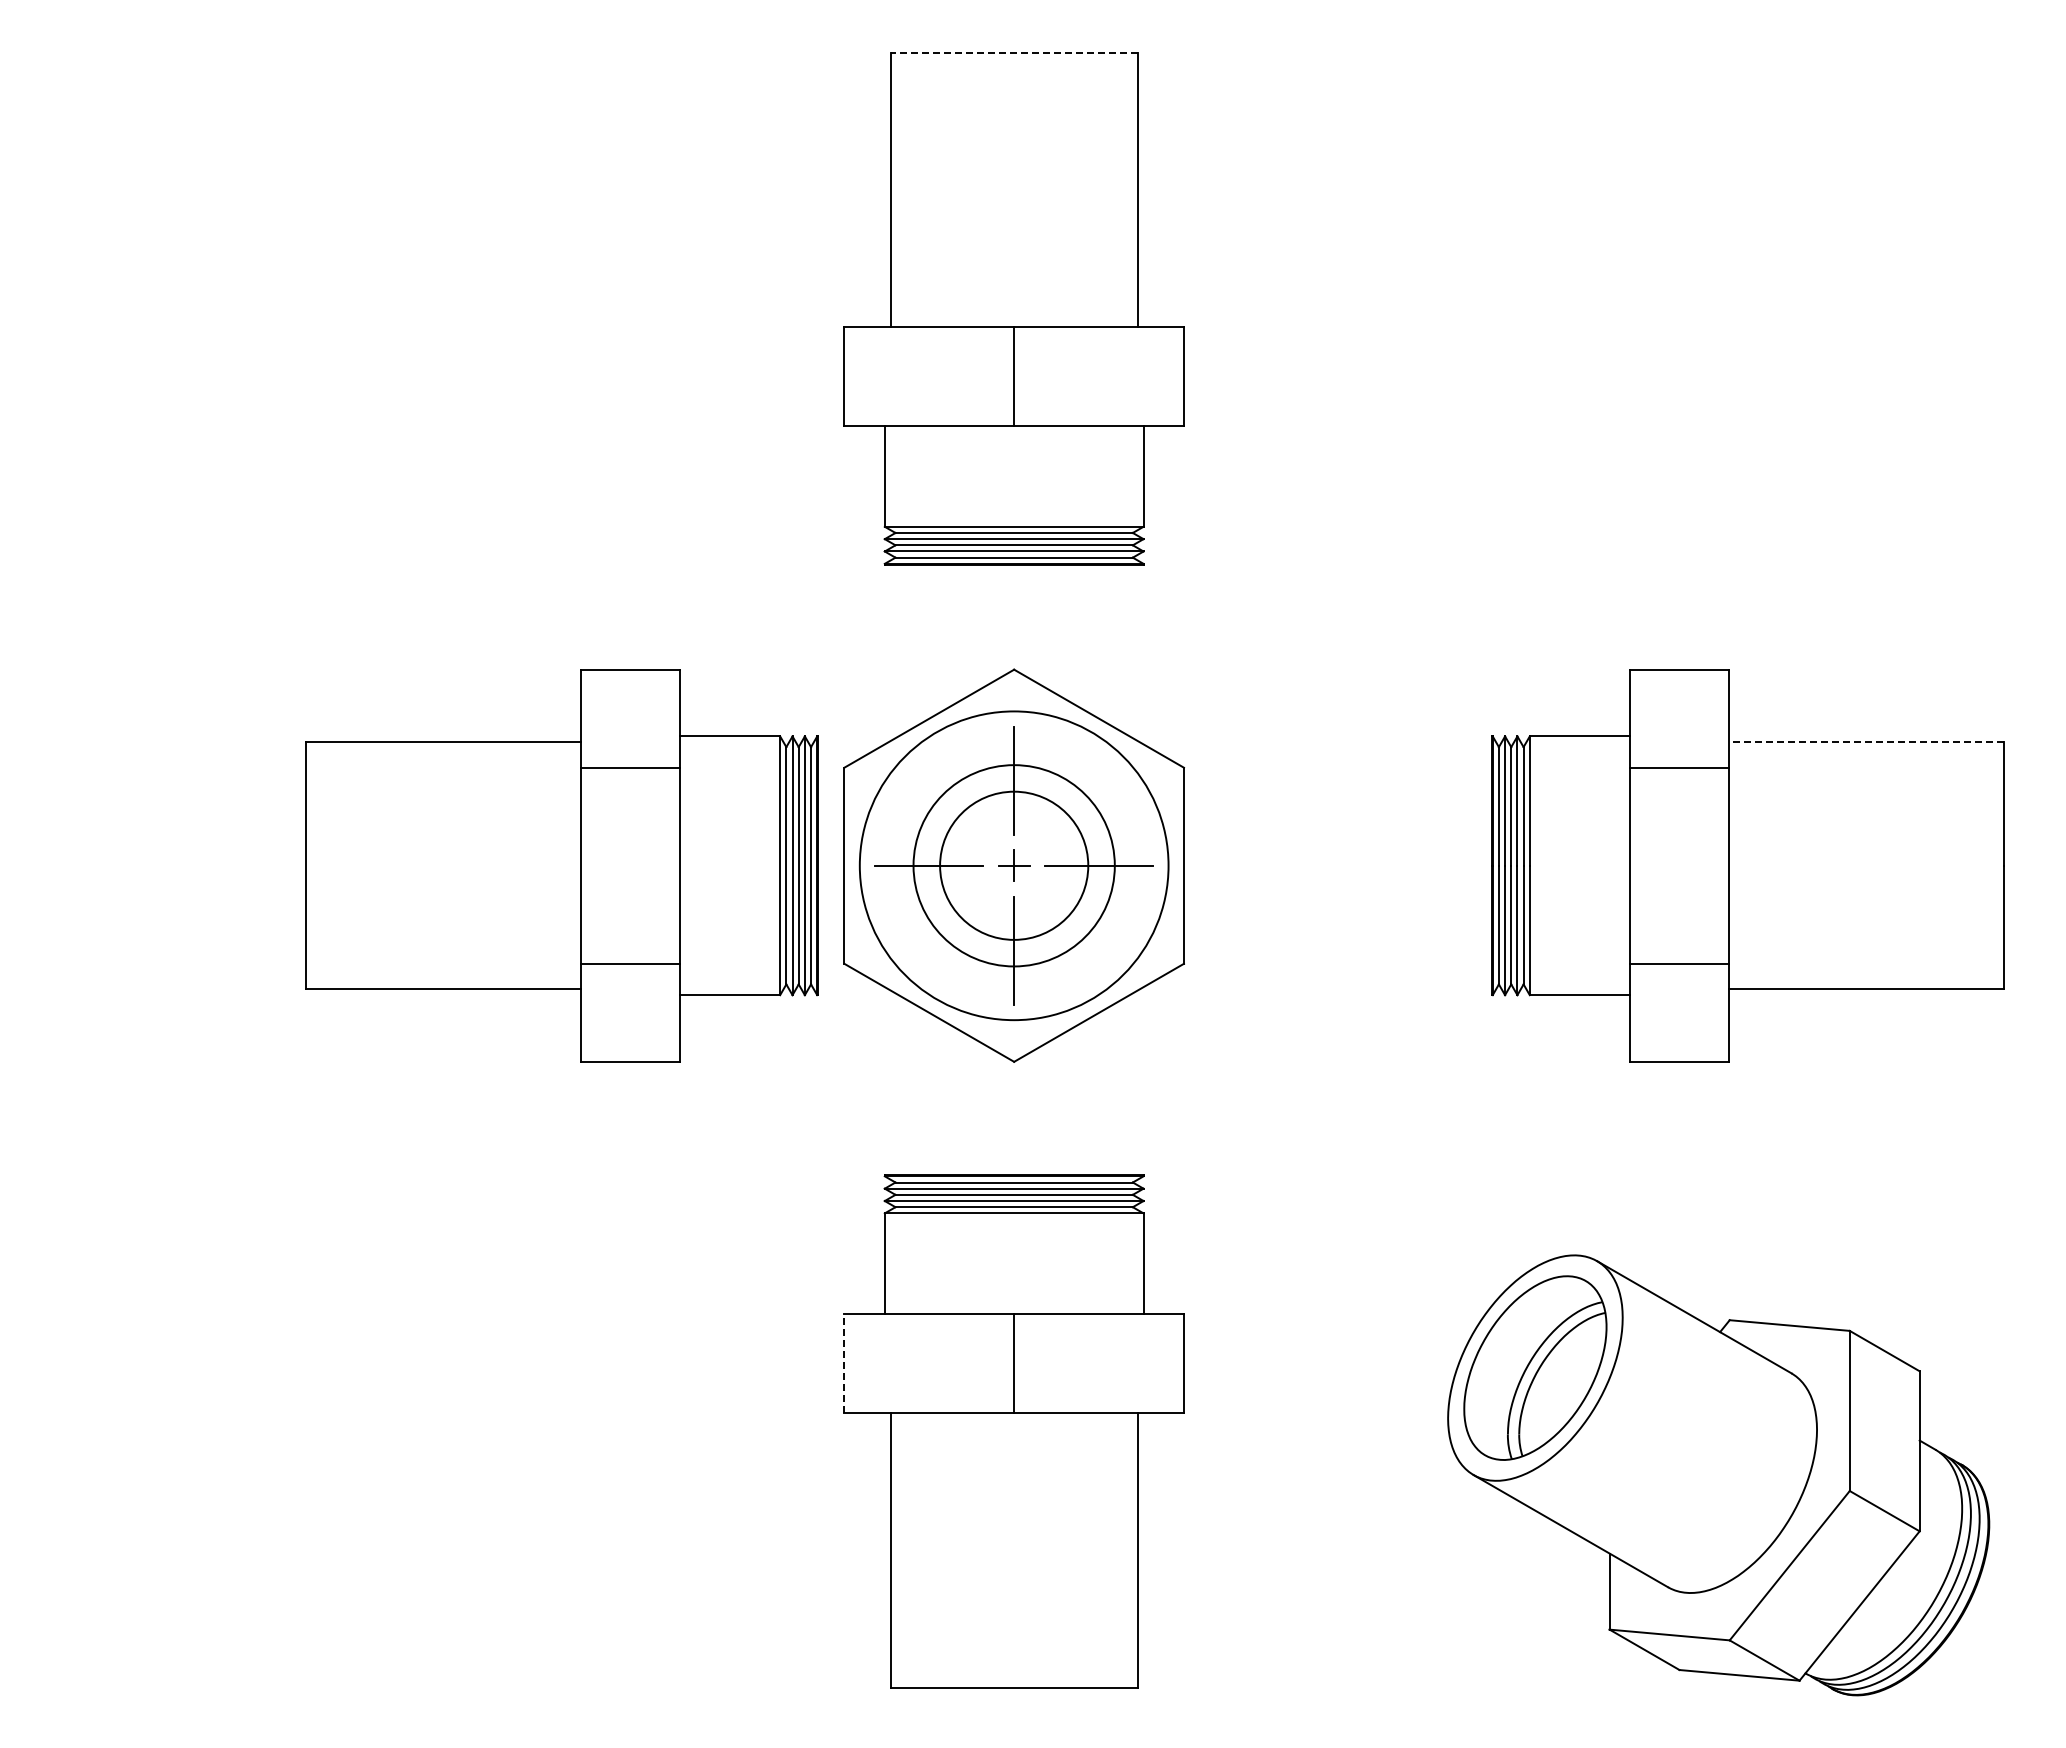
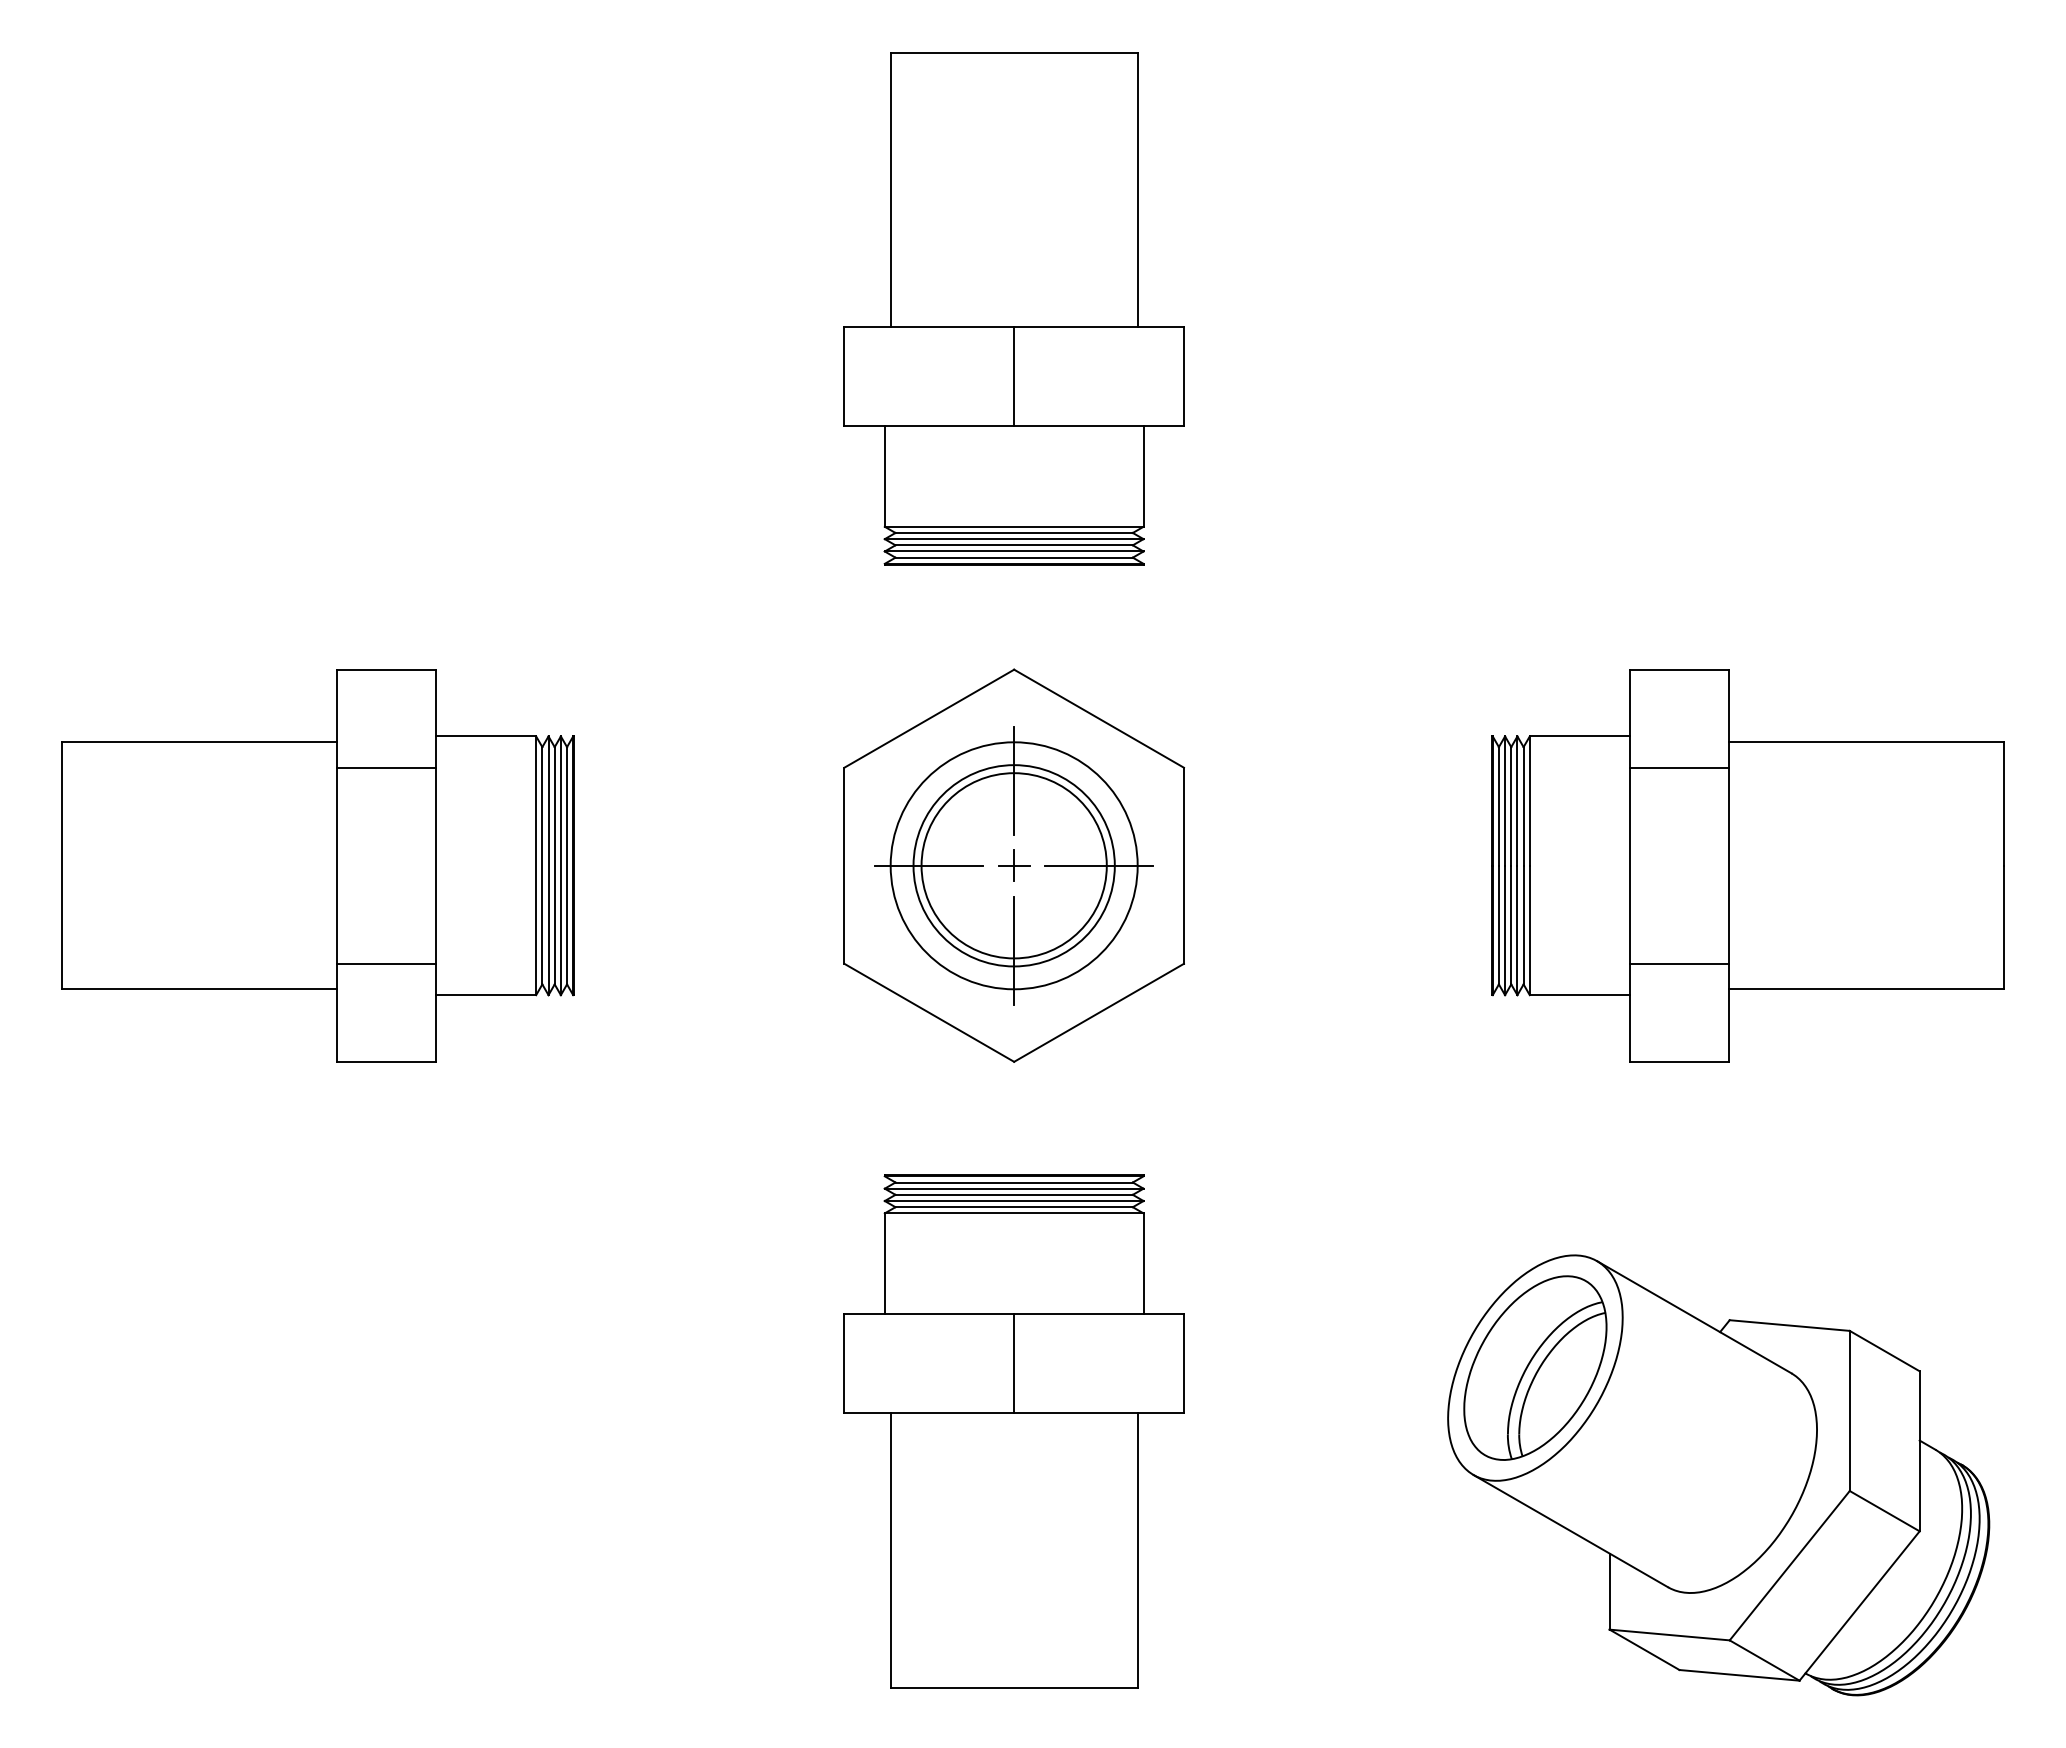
line: dashed -> solid (1013, 52)
line: dashed -> solid (1866, 742)
part position: (561, 865) -> (317, 865) (317, 865)
circle diameter: 309 px -> 247 px (1013, 865)
circle diameter: 148 px -> 185 px (1013, 865)
line: dashed -> solid (844, 1362)
